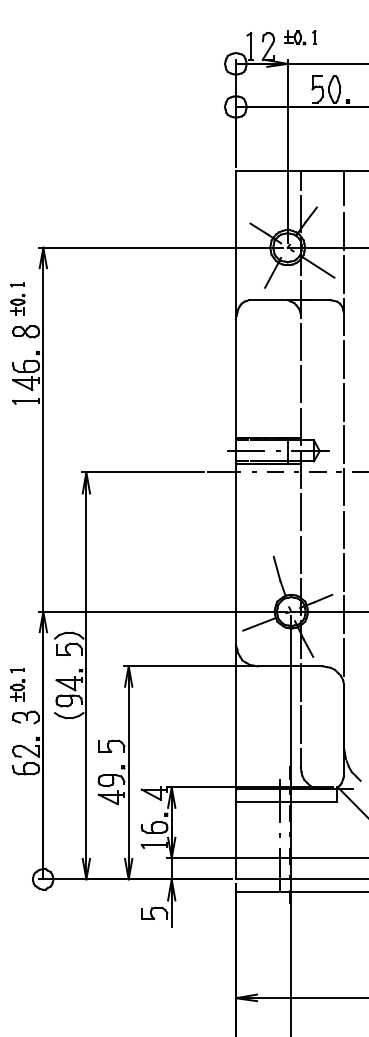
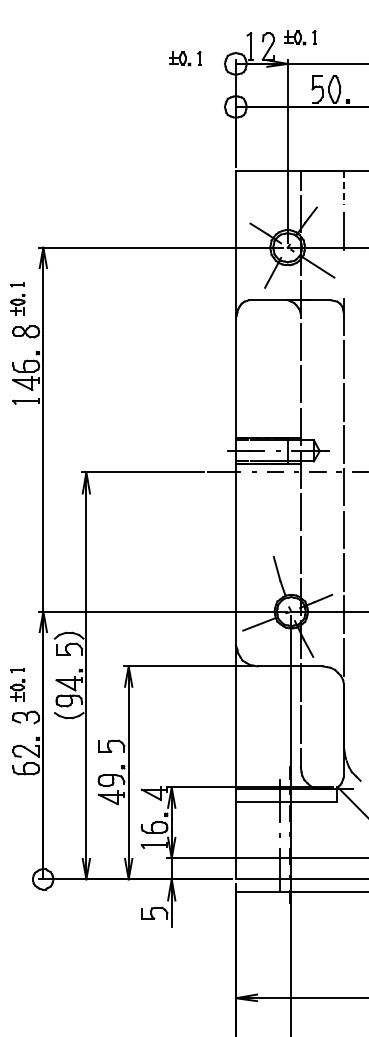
part: none -> present (185, 58)
line: solid -> dashed (343, 187)
line: present -> none (343, 274)
